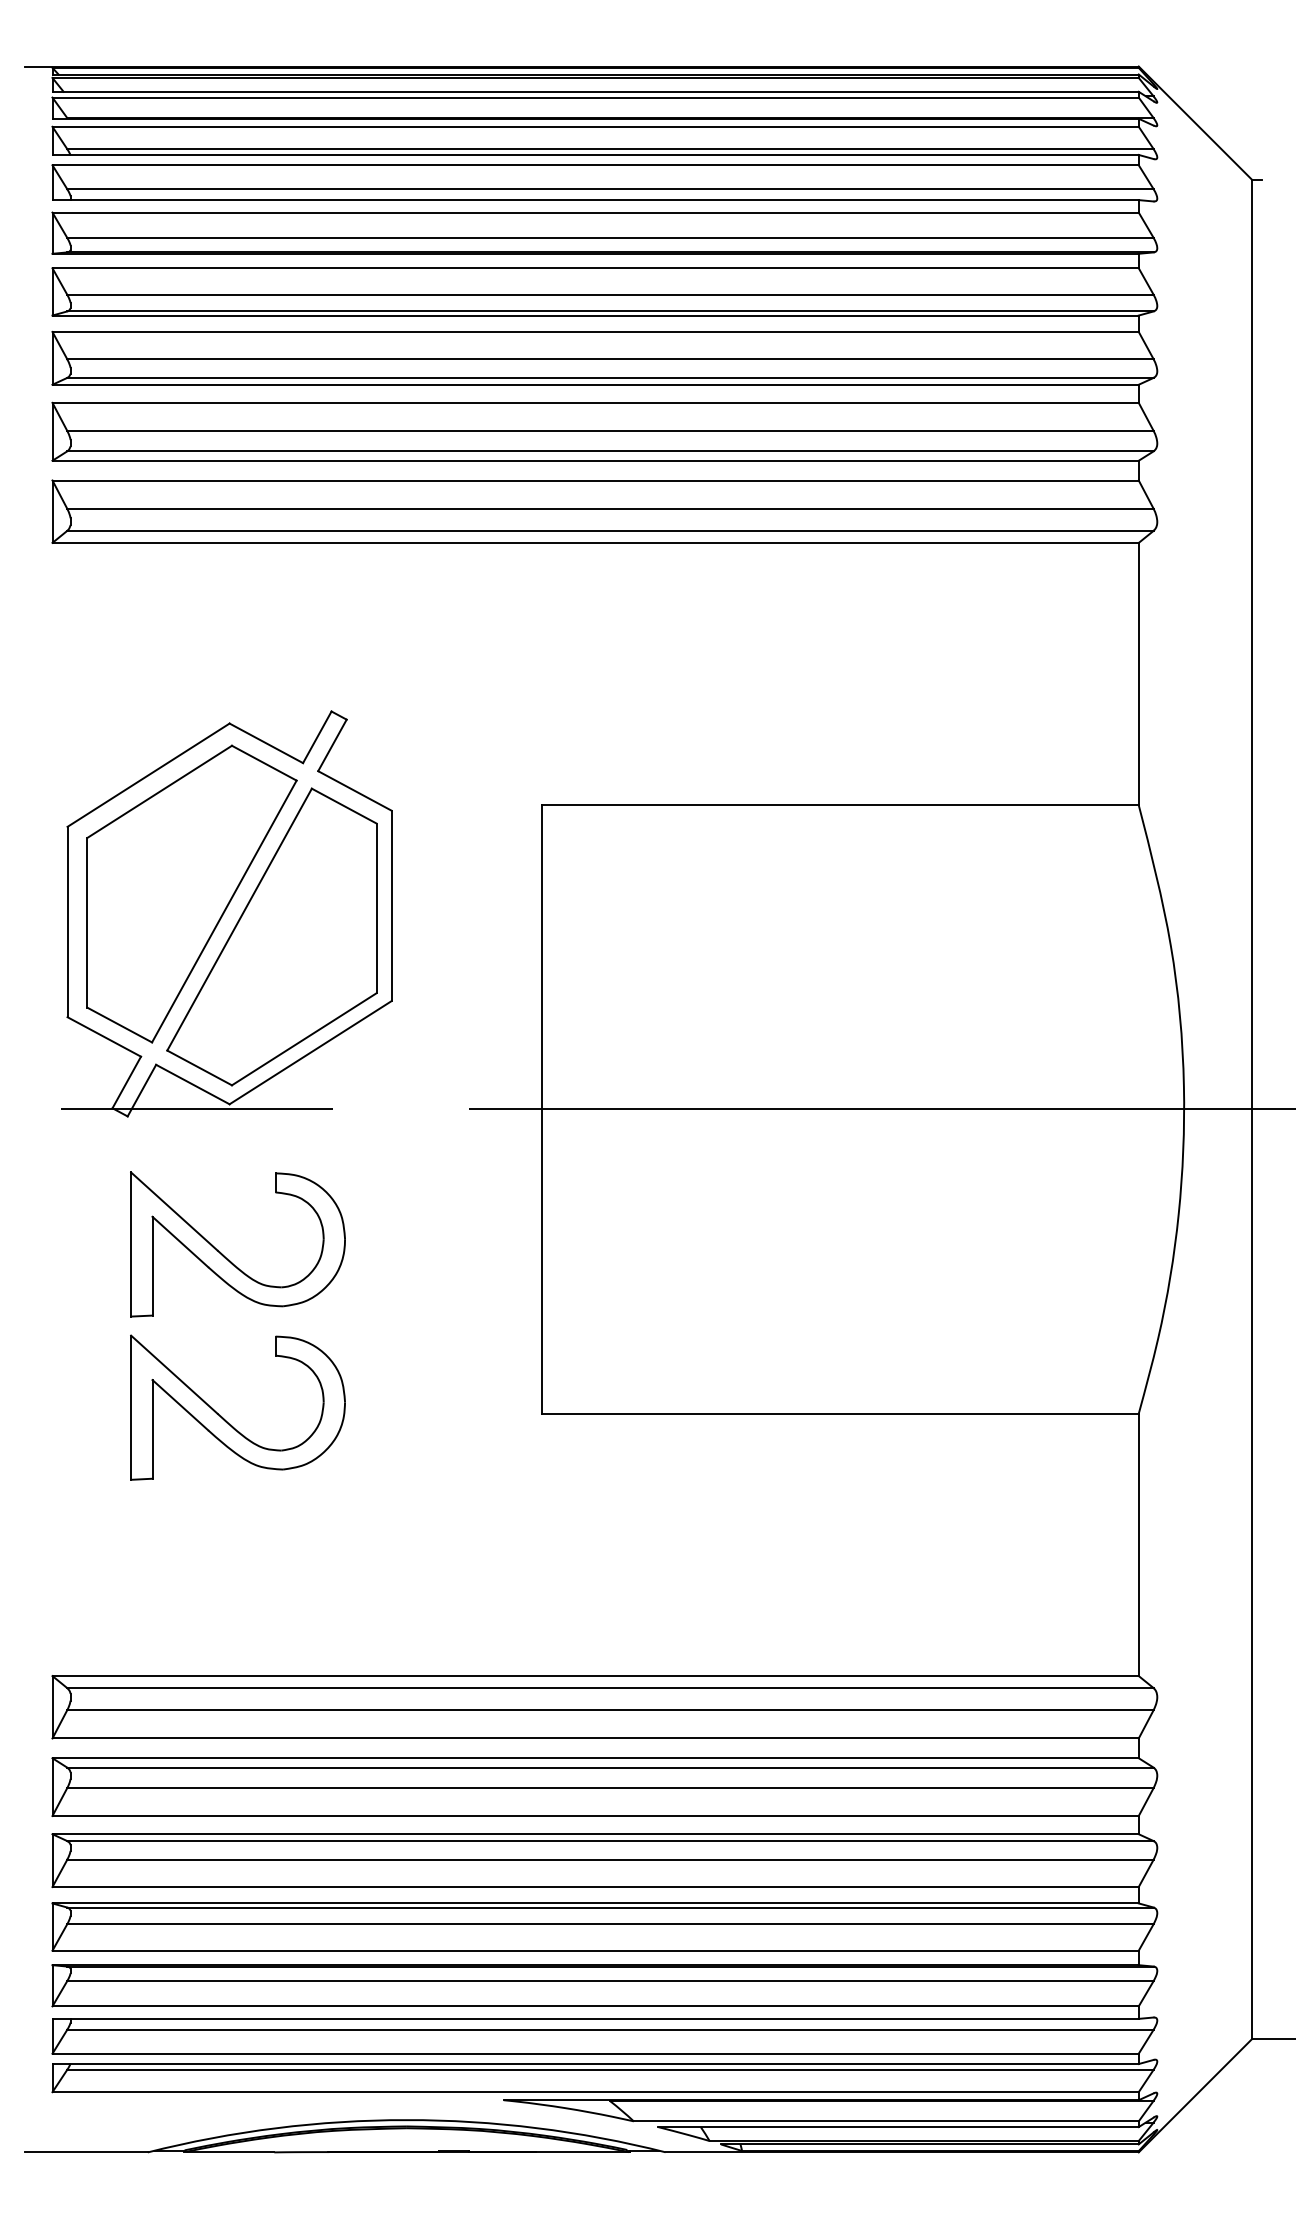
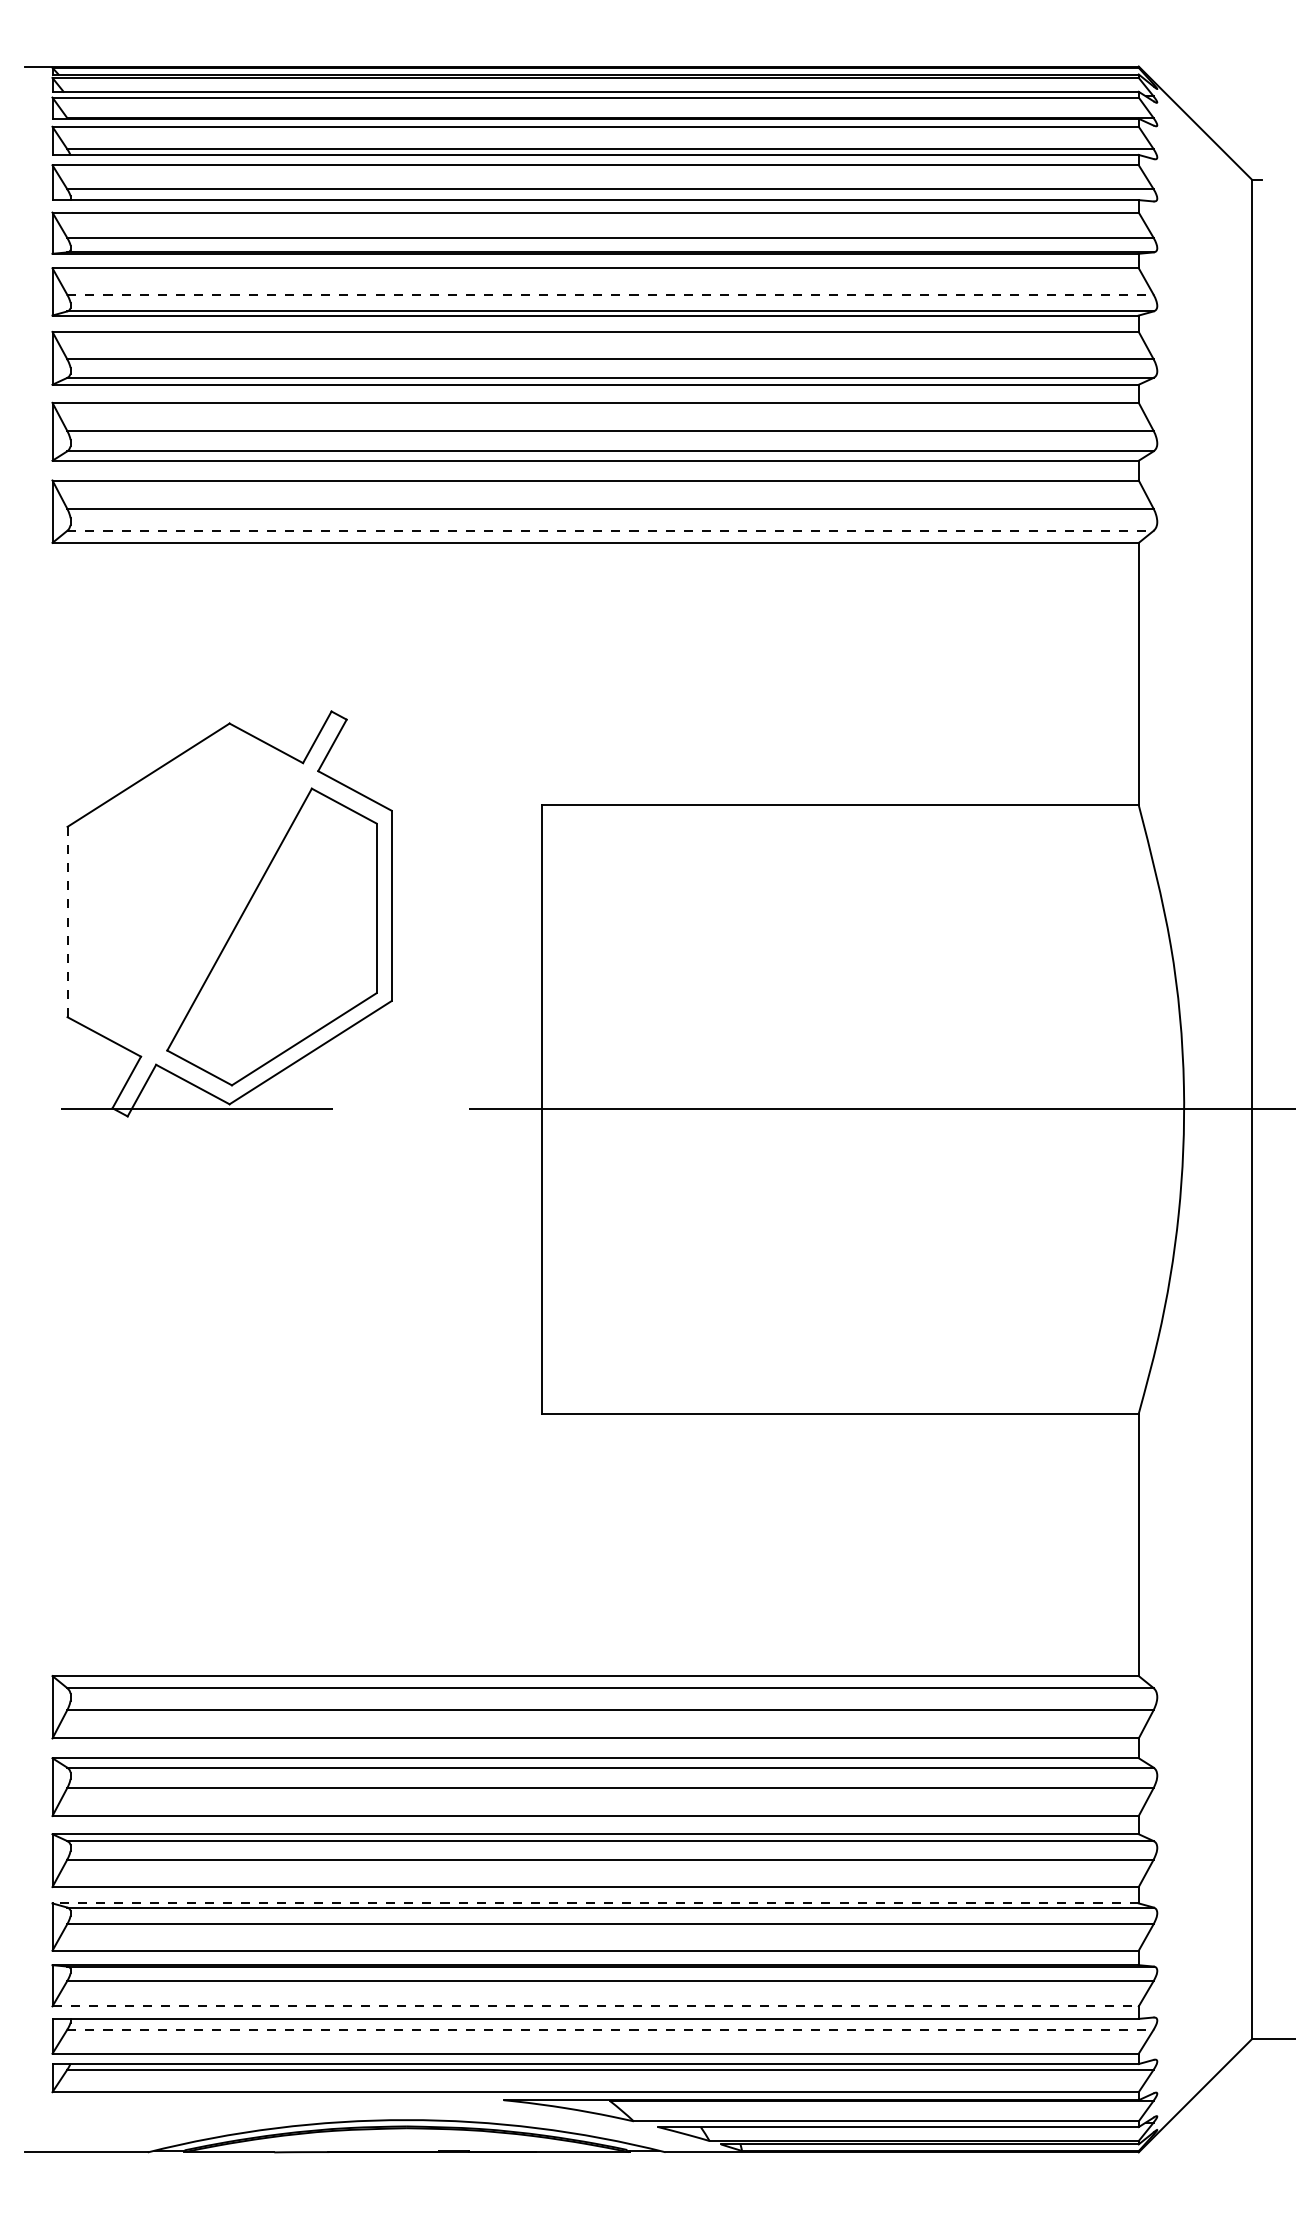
line: solid -> dashed (610, 294)
line: solid -> dashed (610, 530)
part: present -> none (191, 893)
line: solid -> dashed (67, 922)
part: present -> none (225, 1256)
part: present -> none (225, 1419)
line: solid -> dashed (595, 1903)
line: solid -> dashed (596, 2006)
line: solid -> dashed (610, 2029)
